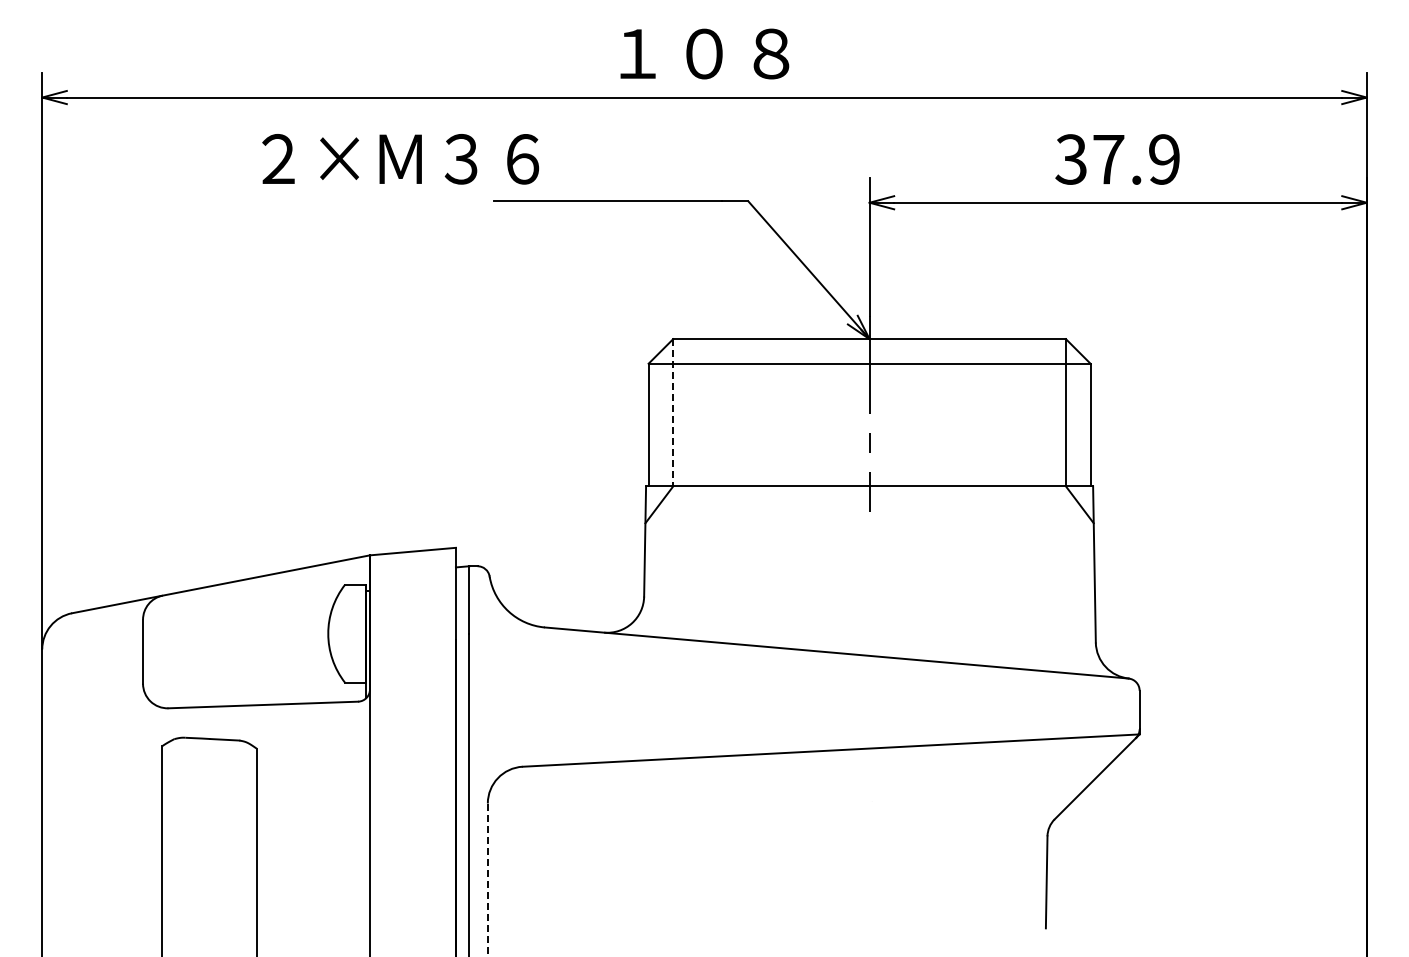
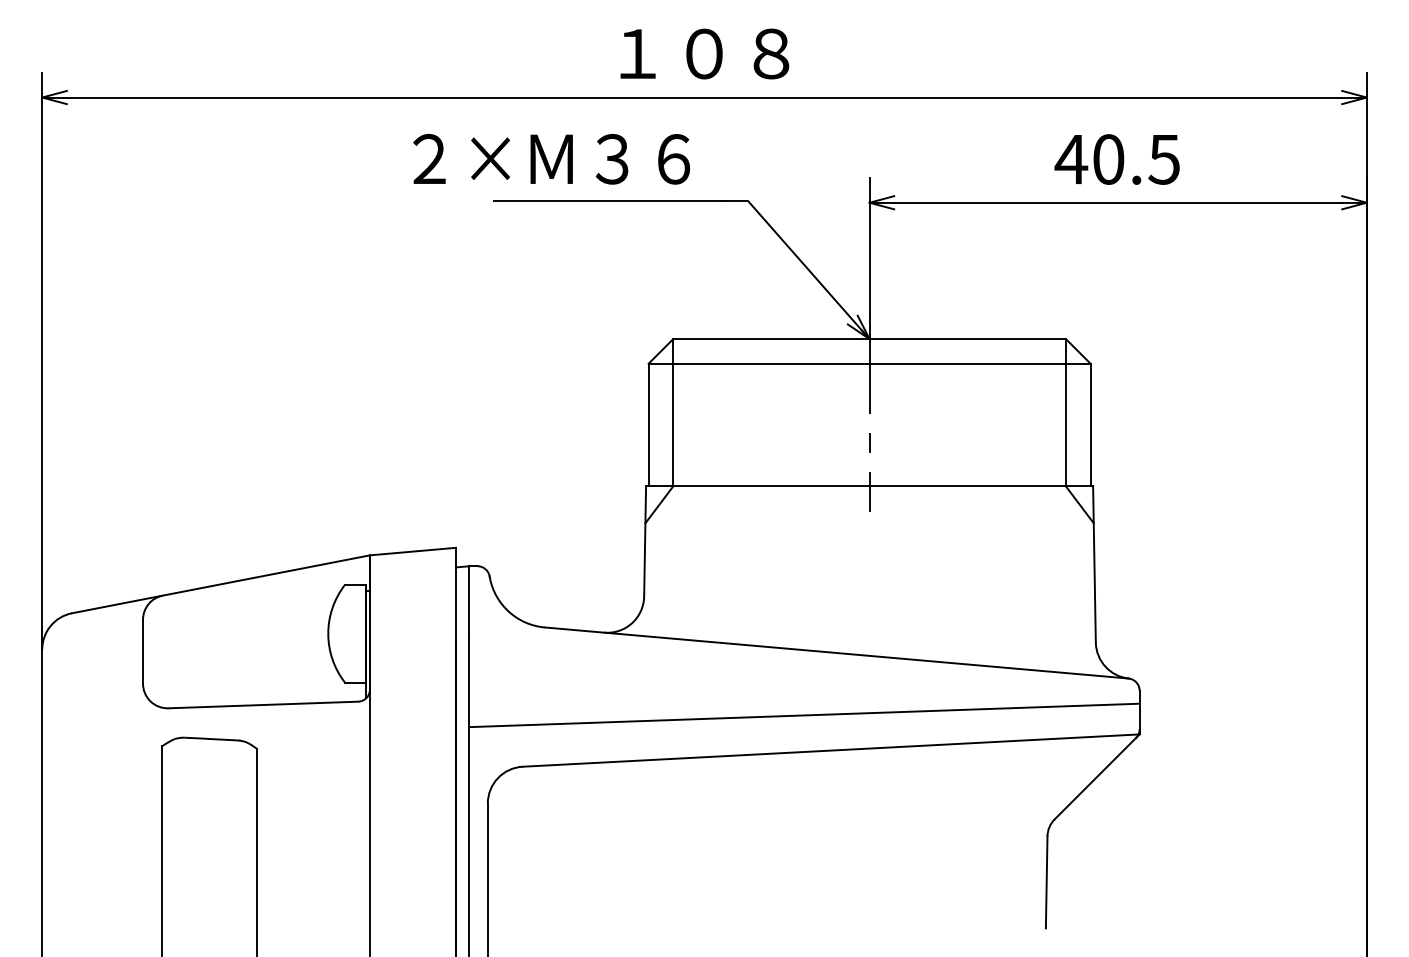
text position: (400, 159) -> (551, 159) (551, 159)
text: 37.9 -> 40.5 (1116, 159)
line: dashed -> solid (673, 412)
line: none -> present (804, 715)
line: dashed -> solid (487, 880)
